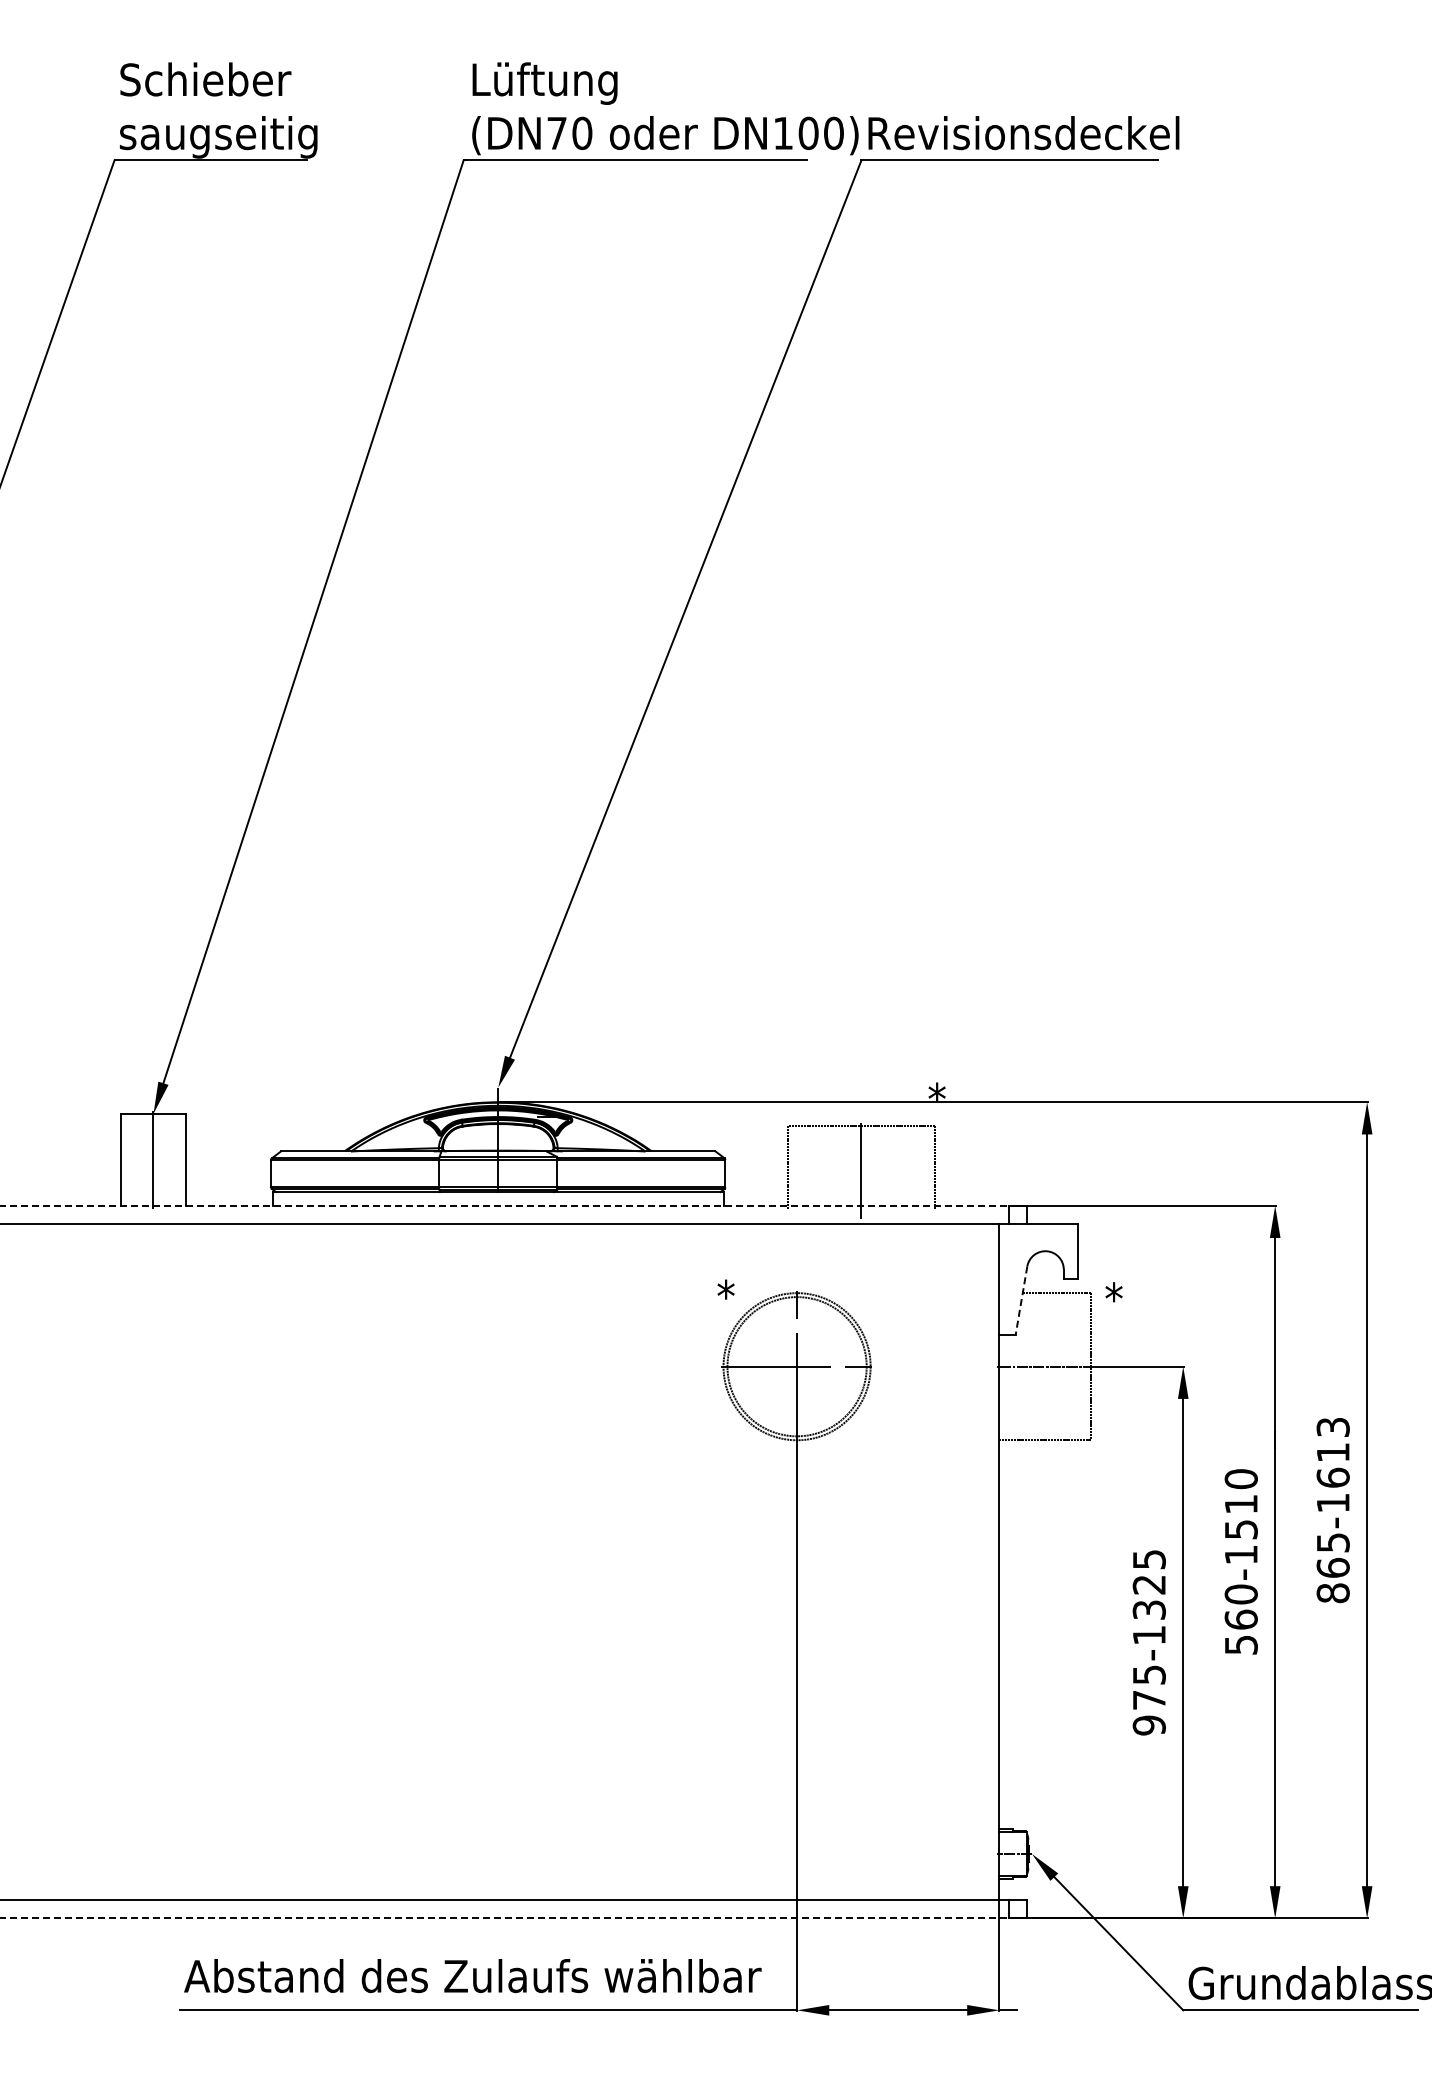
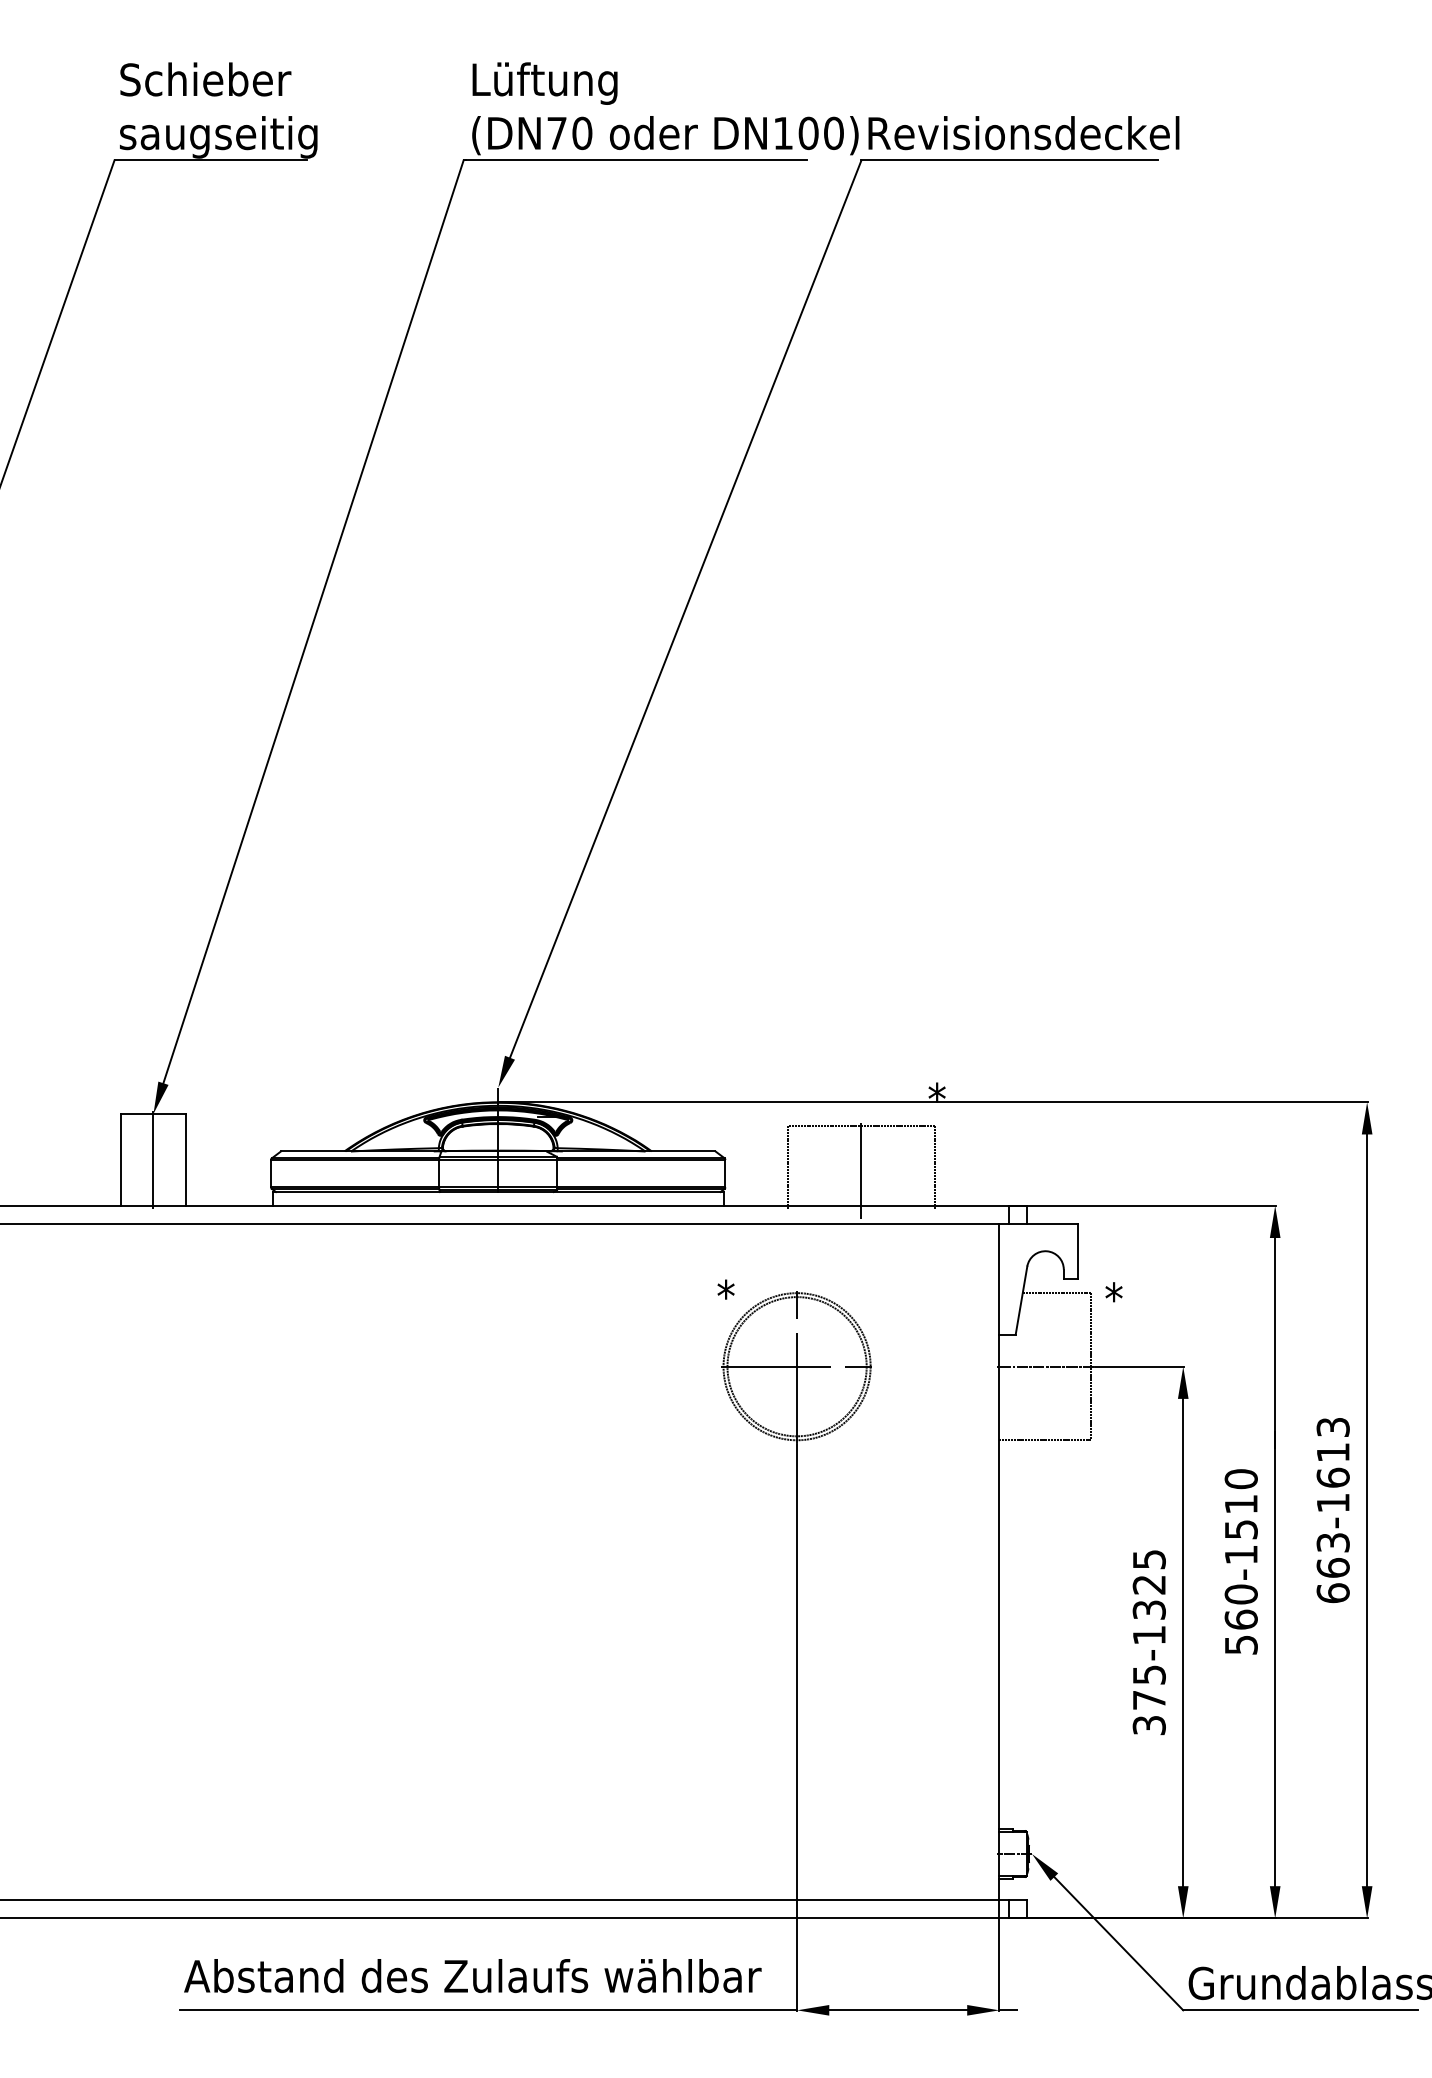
line: dashed -> solid (504, 1205)
line: dashed -> solid (1021, 1301)
text: 865-1613 -> 663-1613 (1332, 1568)
text: 975-1325 -> 375-1325 (1148, 1725)
line: dashed -> solid (504, 1918)
